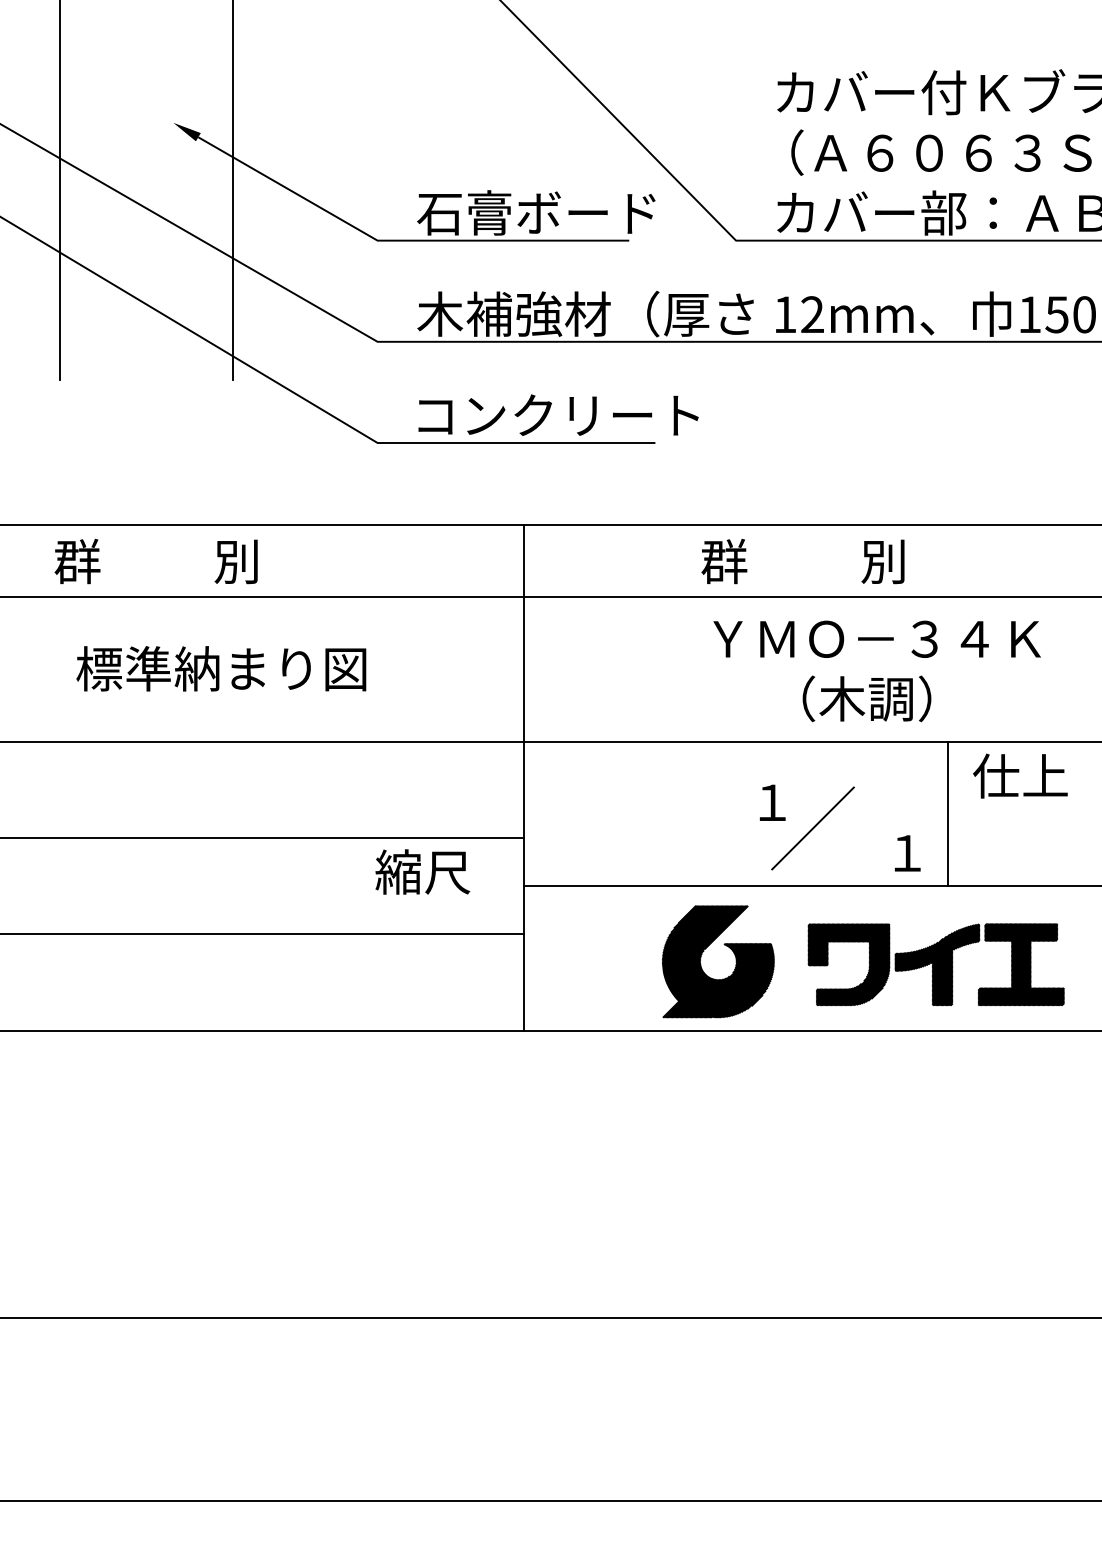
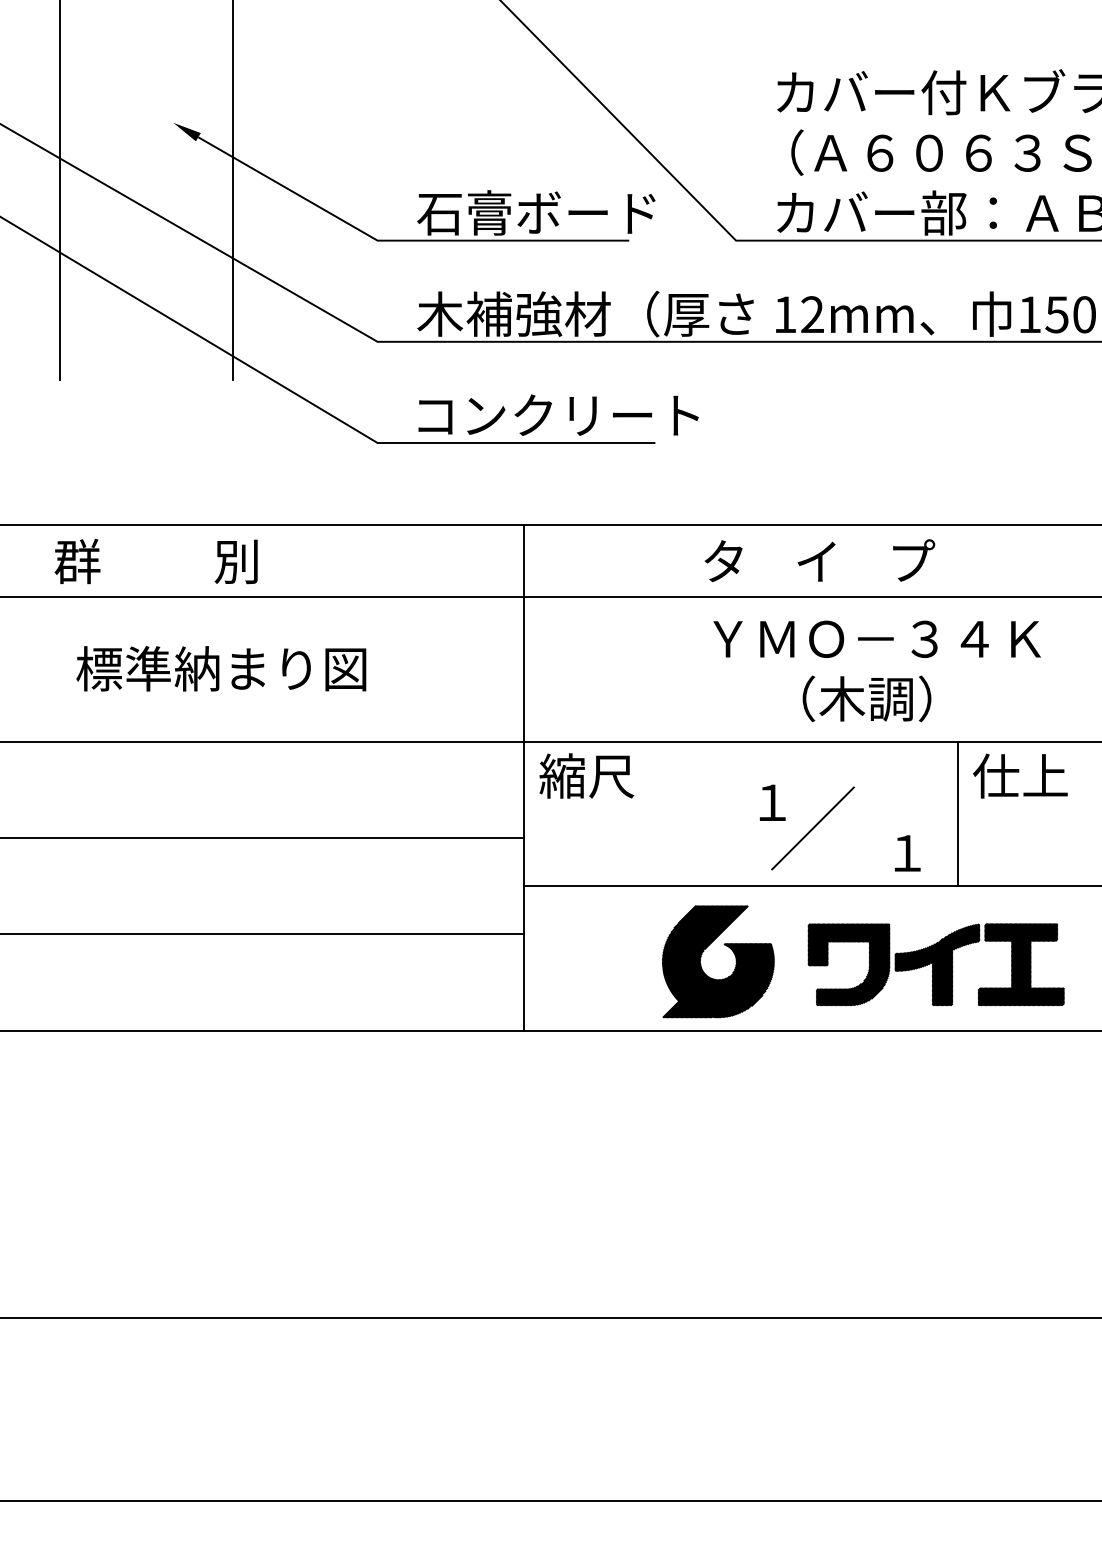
text: 群          別 -> タ    イ    プ (818, 561)
line position: (947, 813) -> (957, 813) (957, 813)
text position: (422, 871) -> (586, 775) (586, 775)
